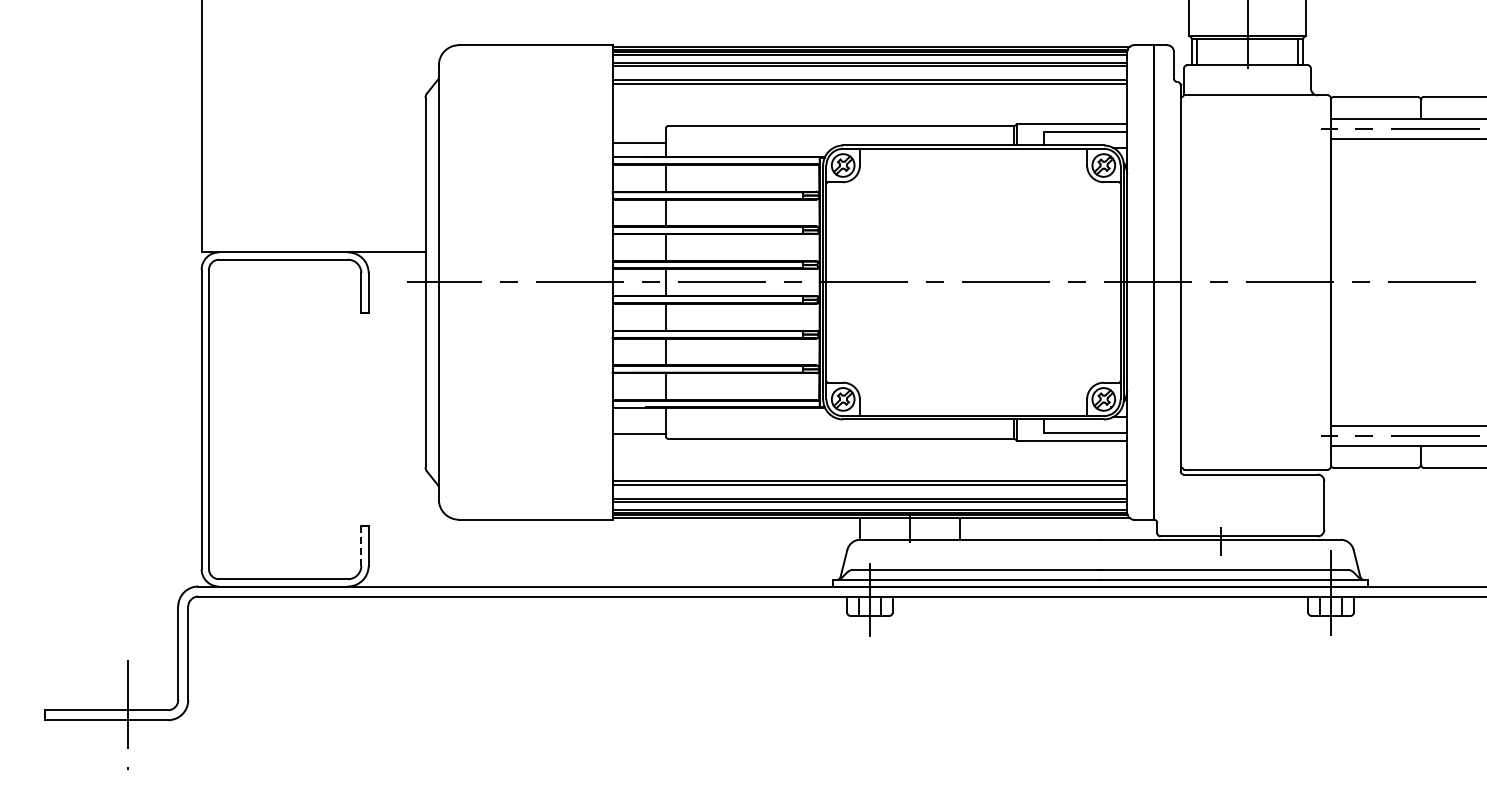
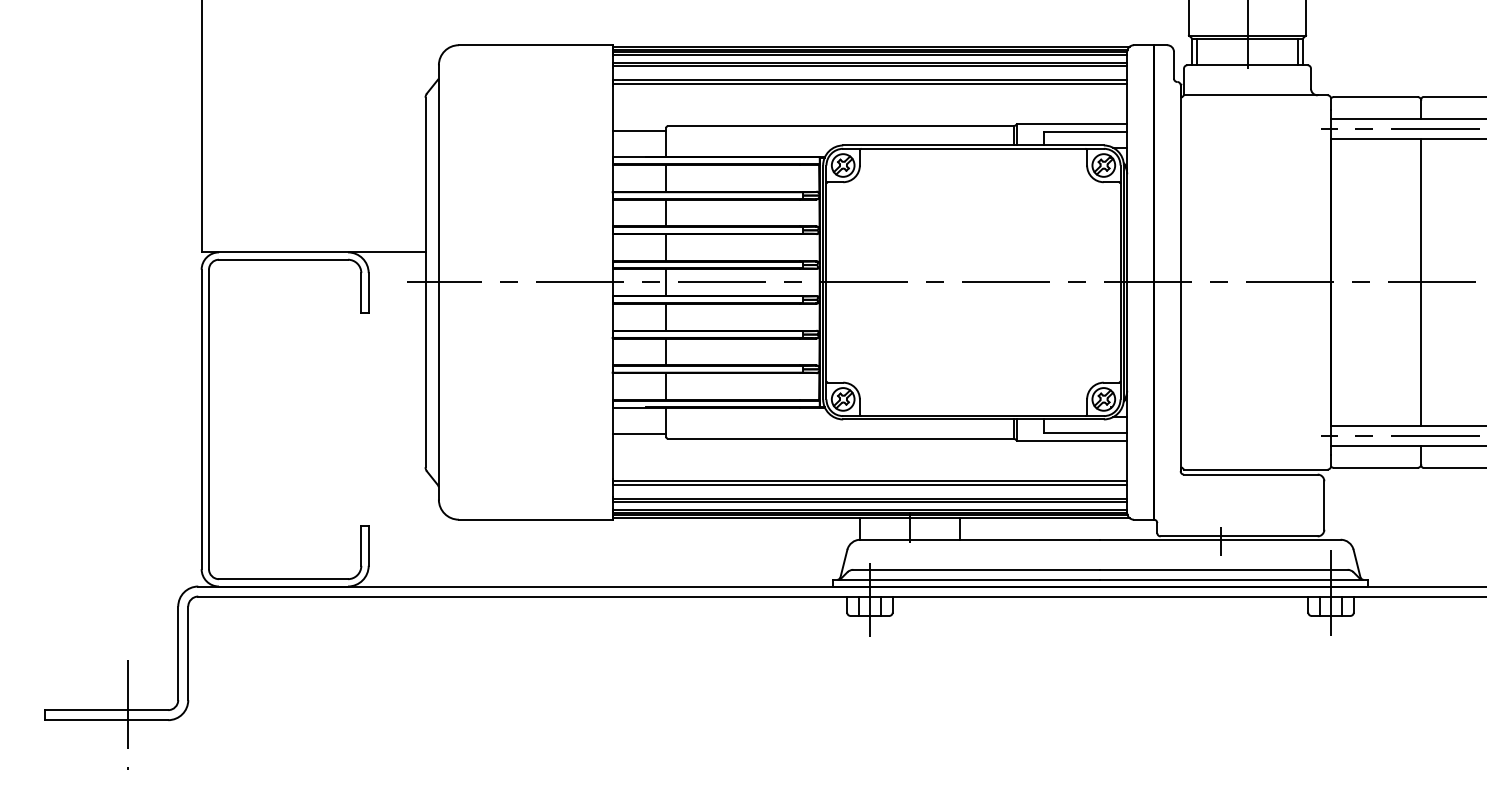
line position: (639, 142) -> (639, 130) (639, 130)
line: none -> present (1421, 282)
line: dashed -> solid (361, 546)
